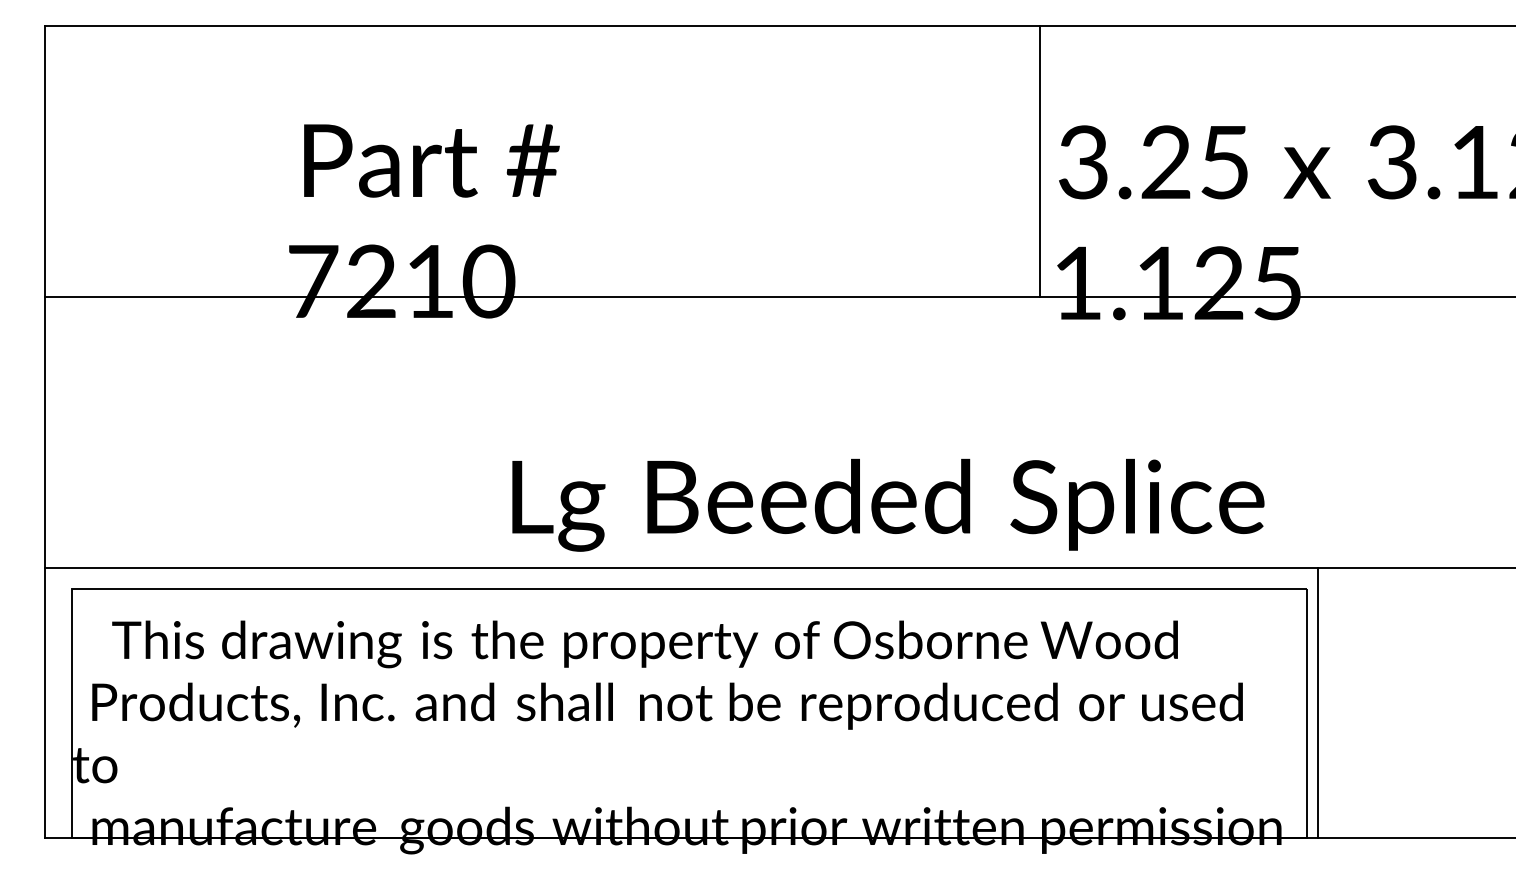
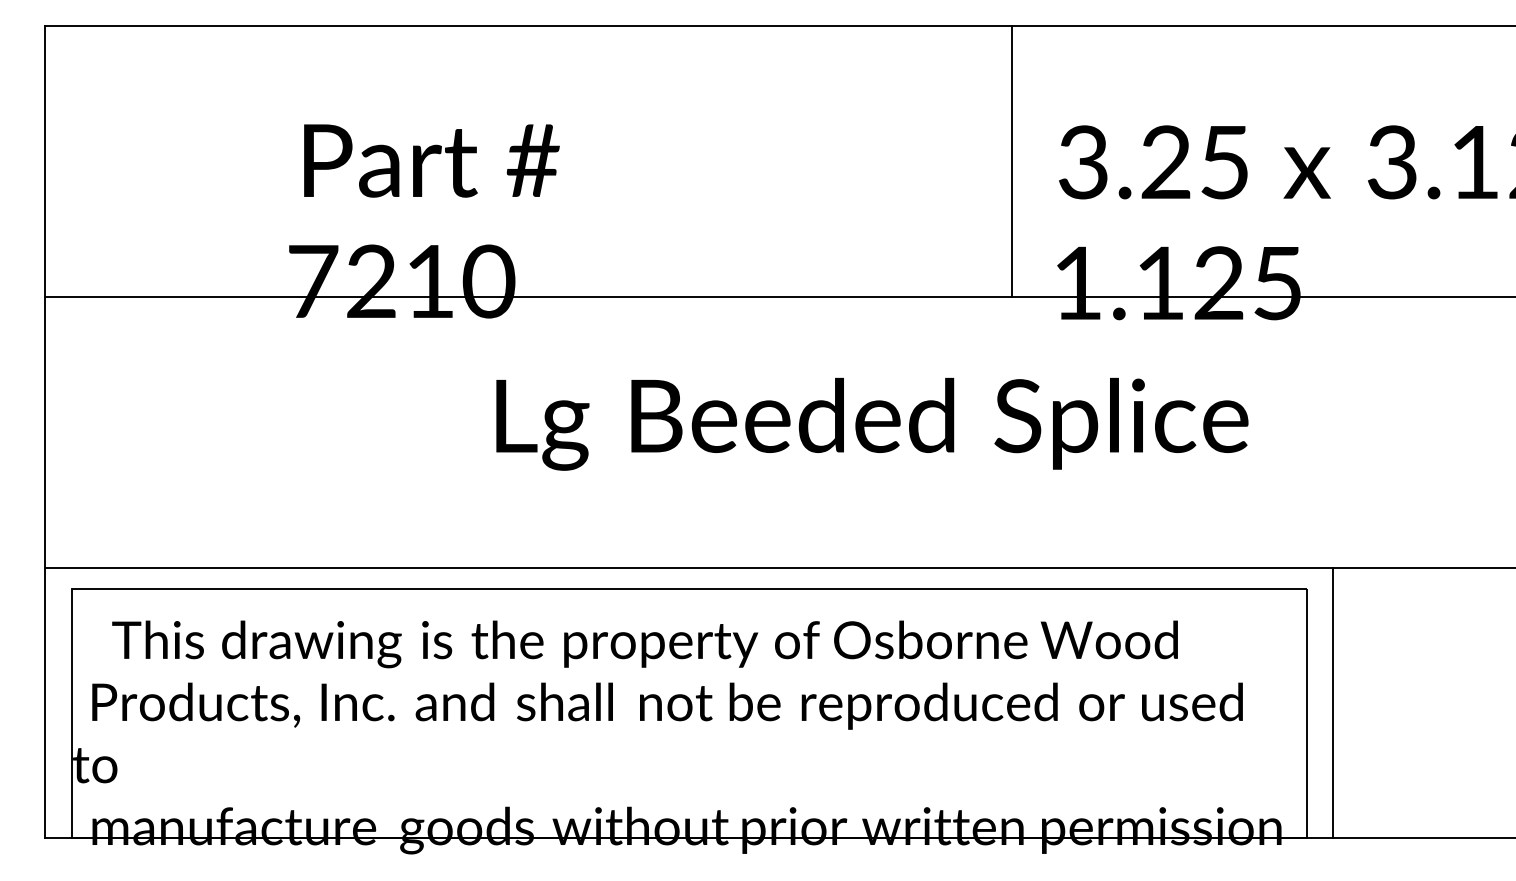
line position: (1040, 161) -> (1012, 161) (1012, 161)
text position: (888, 504) -> (872, 423) (872, 423)
line position: (1318, 702) -> (1333, 702) (1333, 702)
